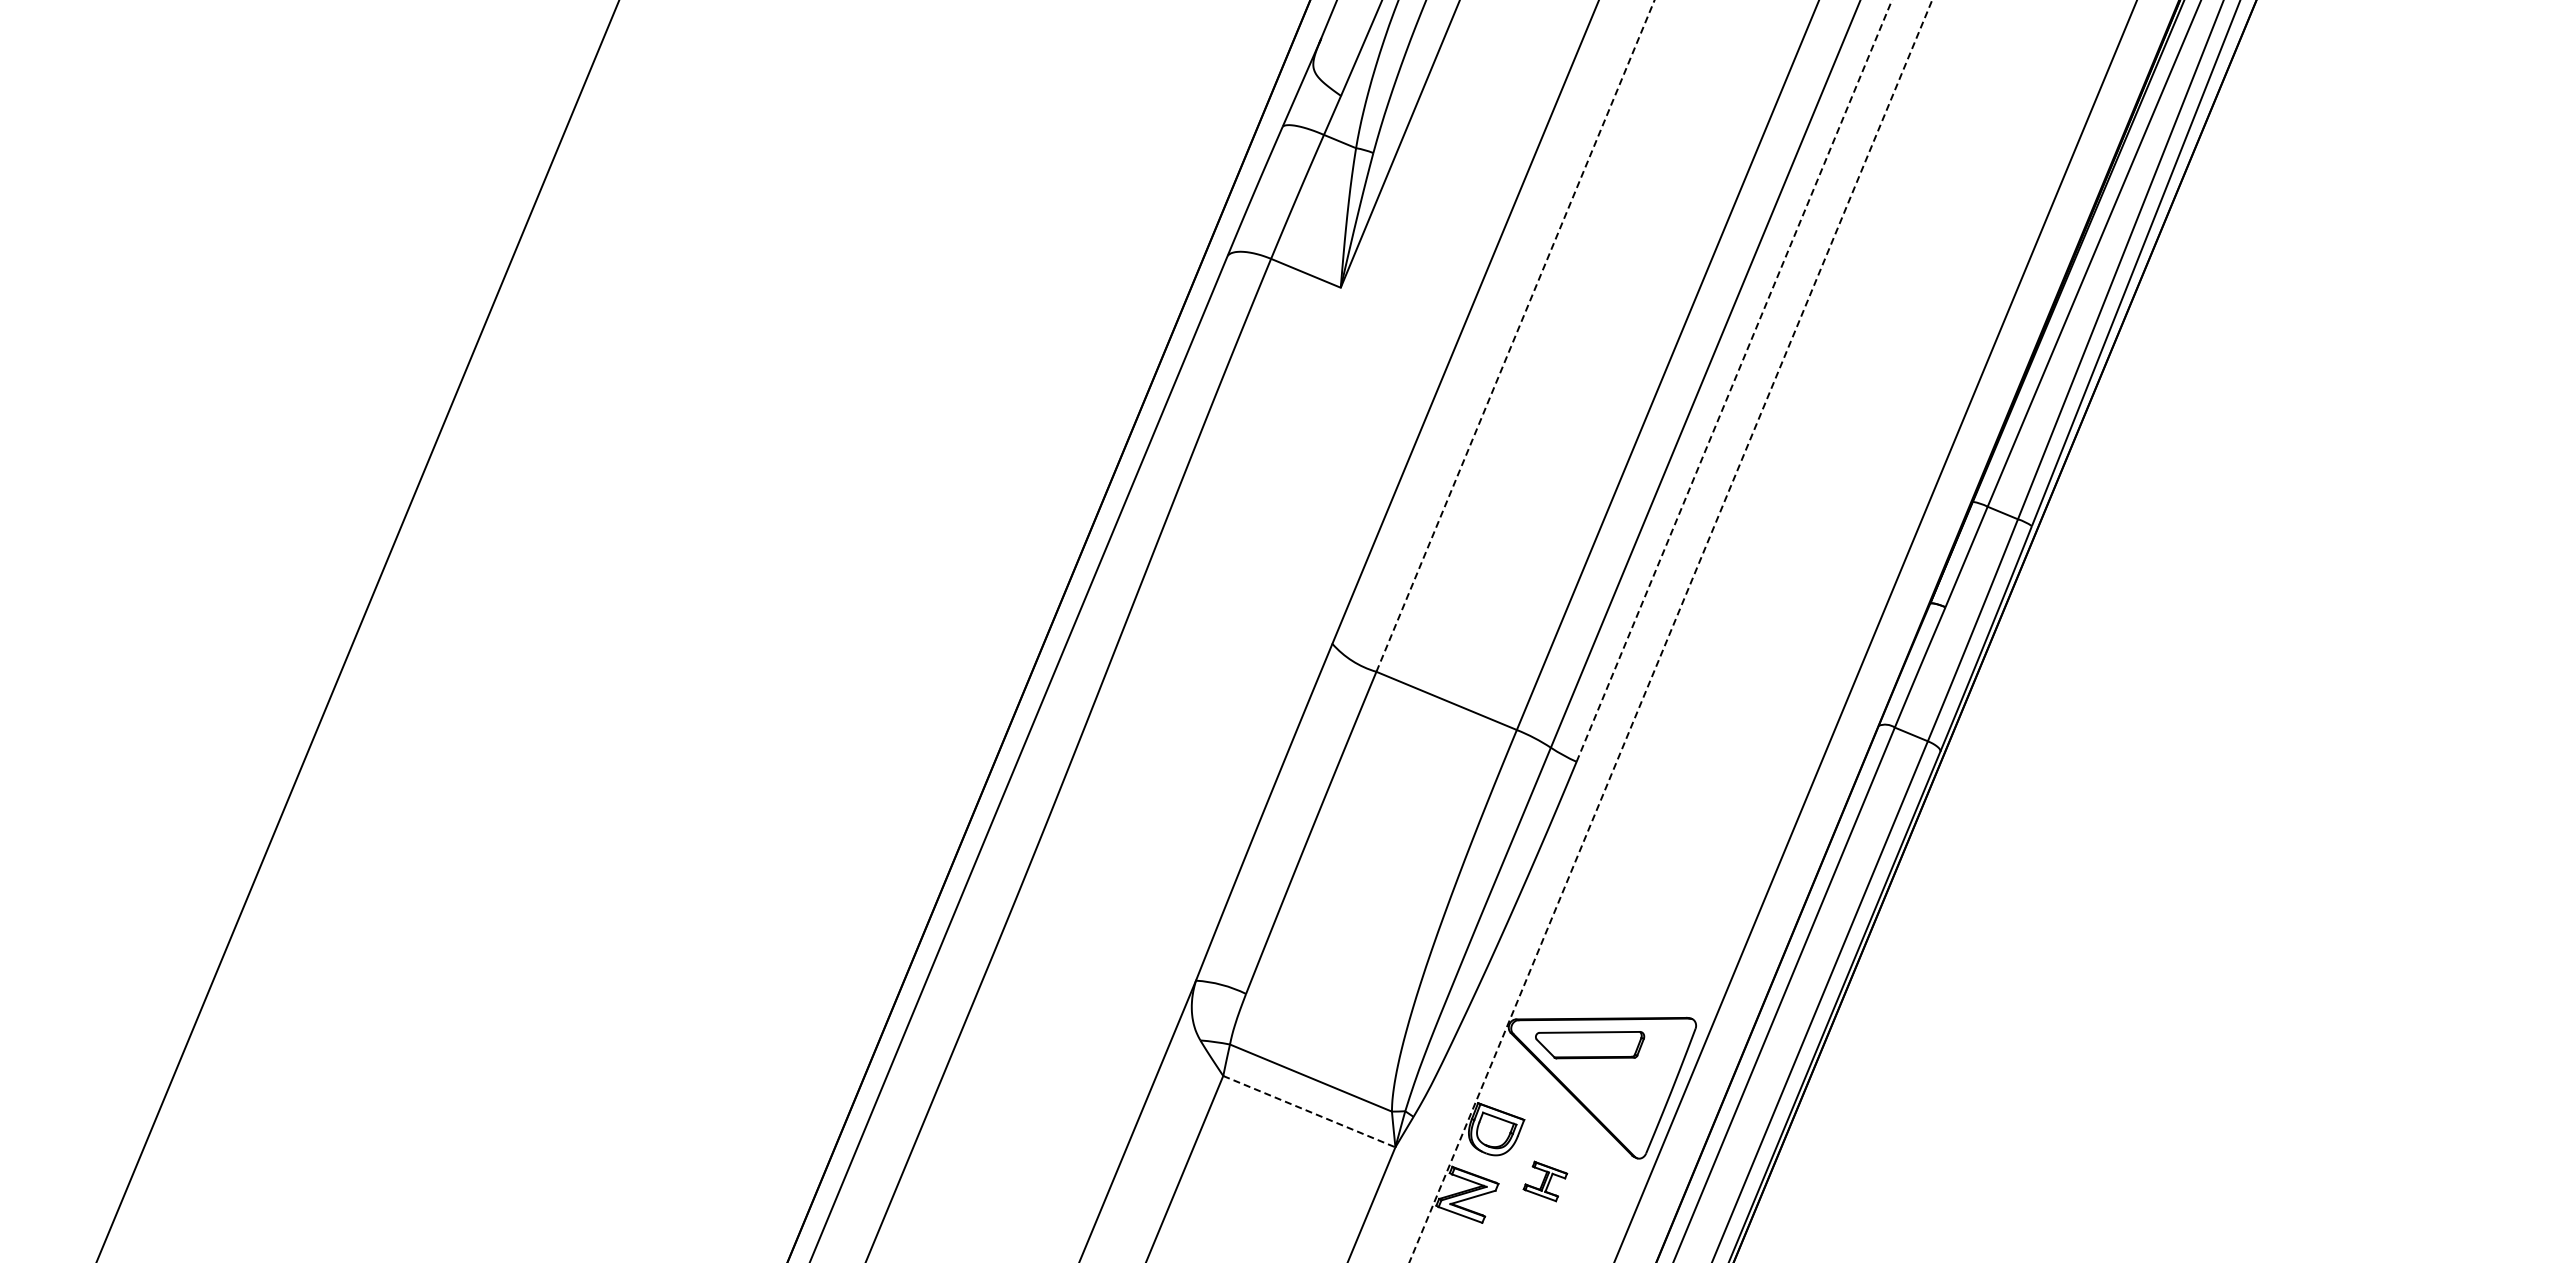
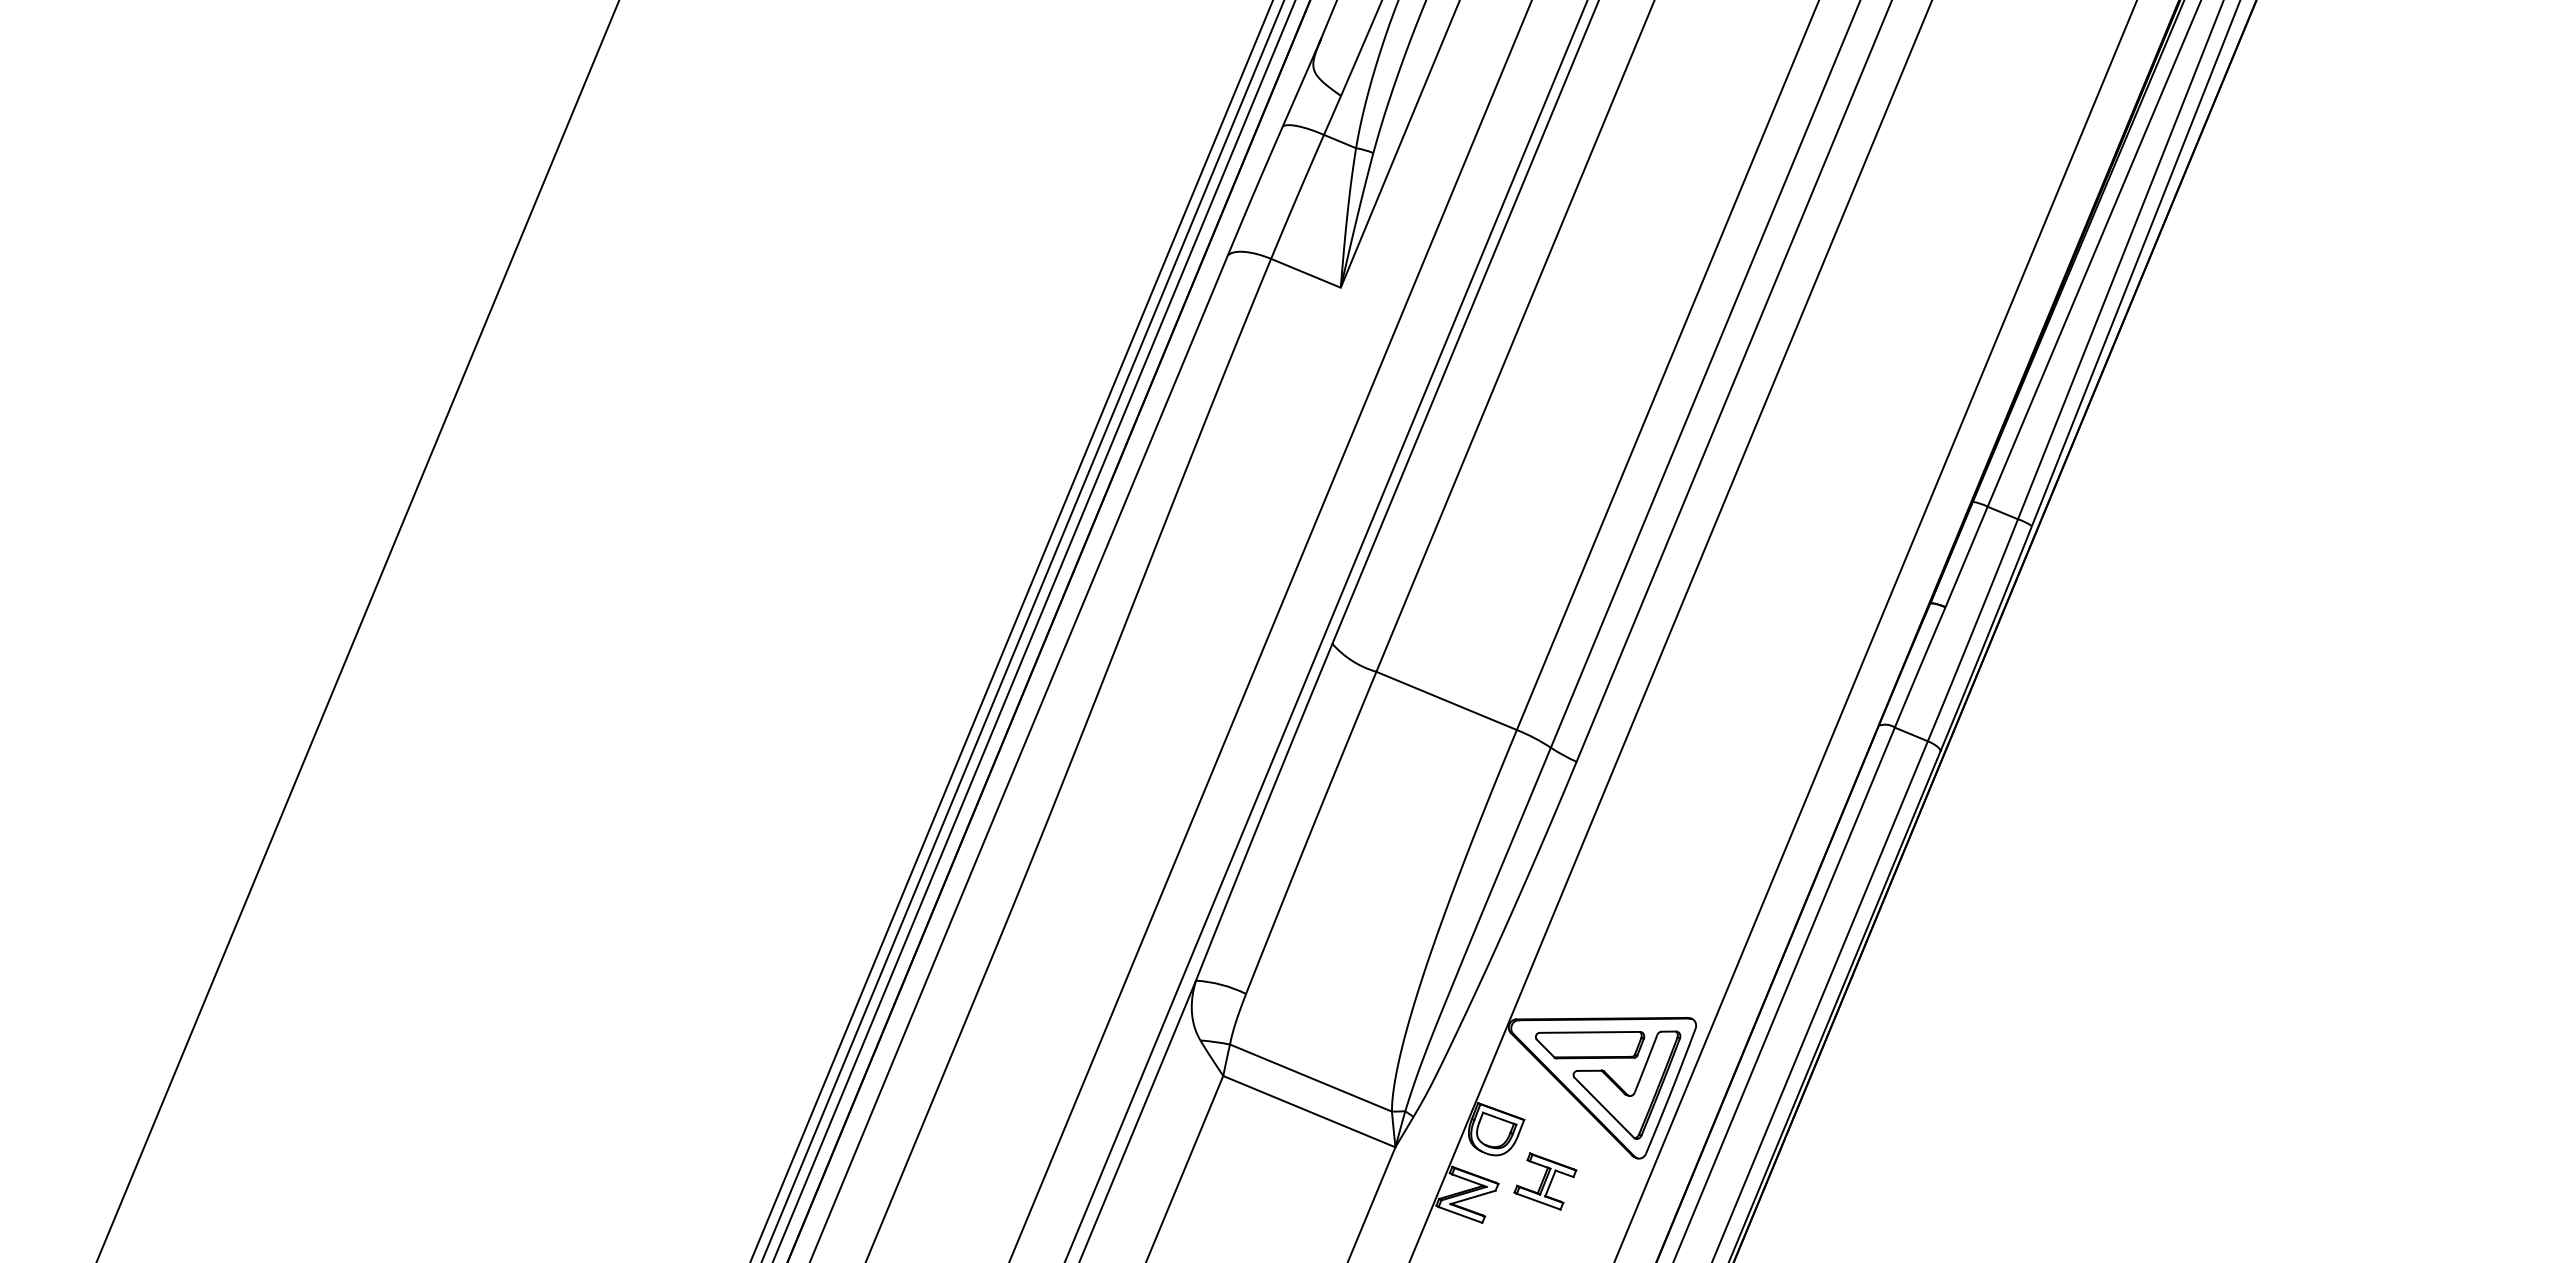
line: dashed -> solid (1515, 335)
line: dashed -> solid (1734, 380)
line: none -> present (1011, 630)
line: none -> present (1022, 630)
line: none -> present (1033, 630)
line: none -> present (1270, 630)
line: none -> present (1325, 630)
line: dashed -> solid (1670, 631)
part: none -> present (1626, 1084)
line: dashed -> solid (1309, 1111)
part size: 47x43 px -> 65x59 px (1545, 1181)
